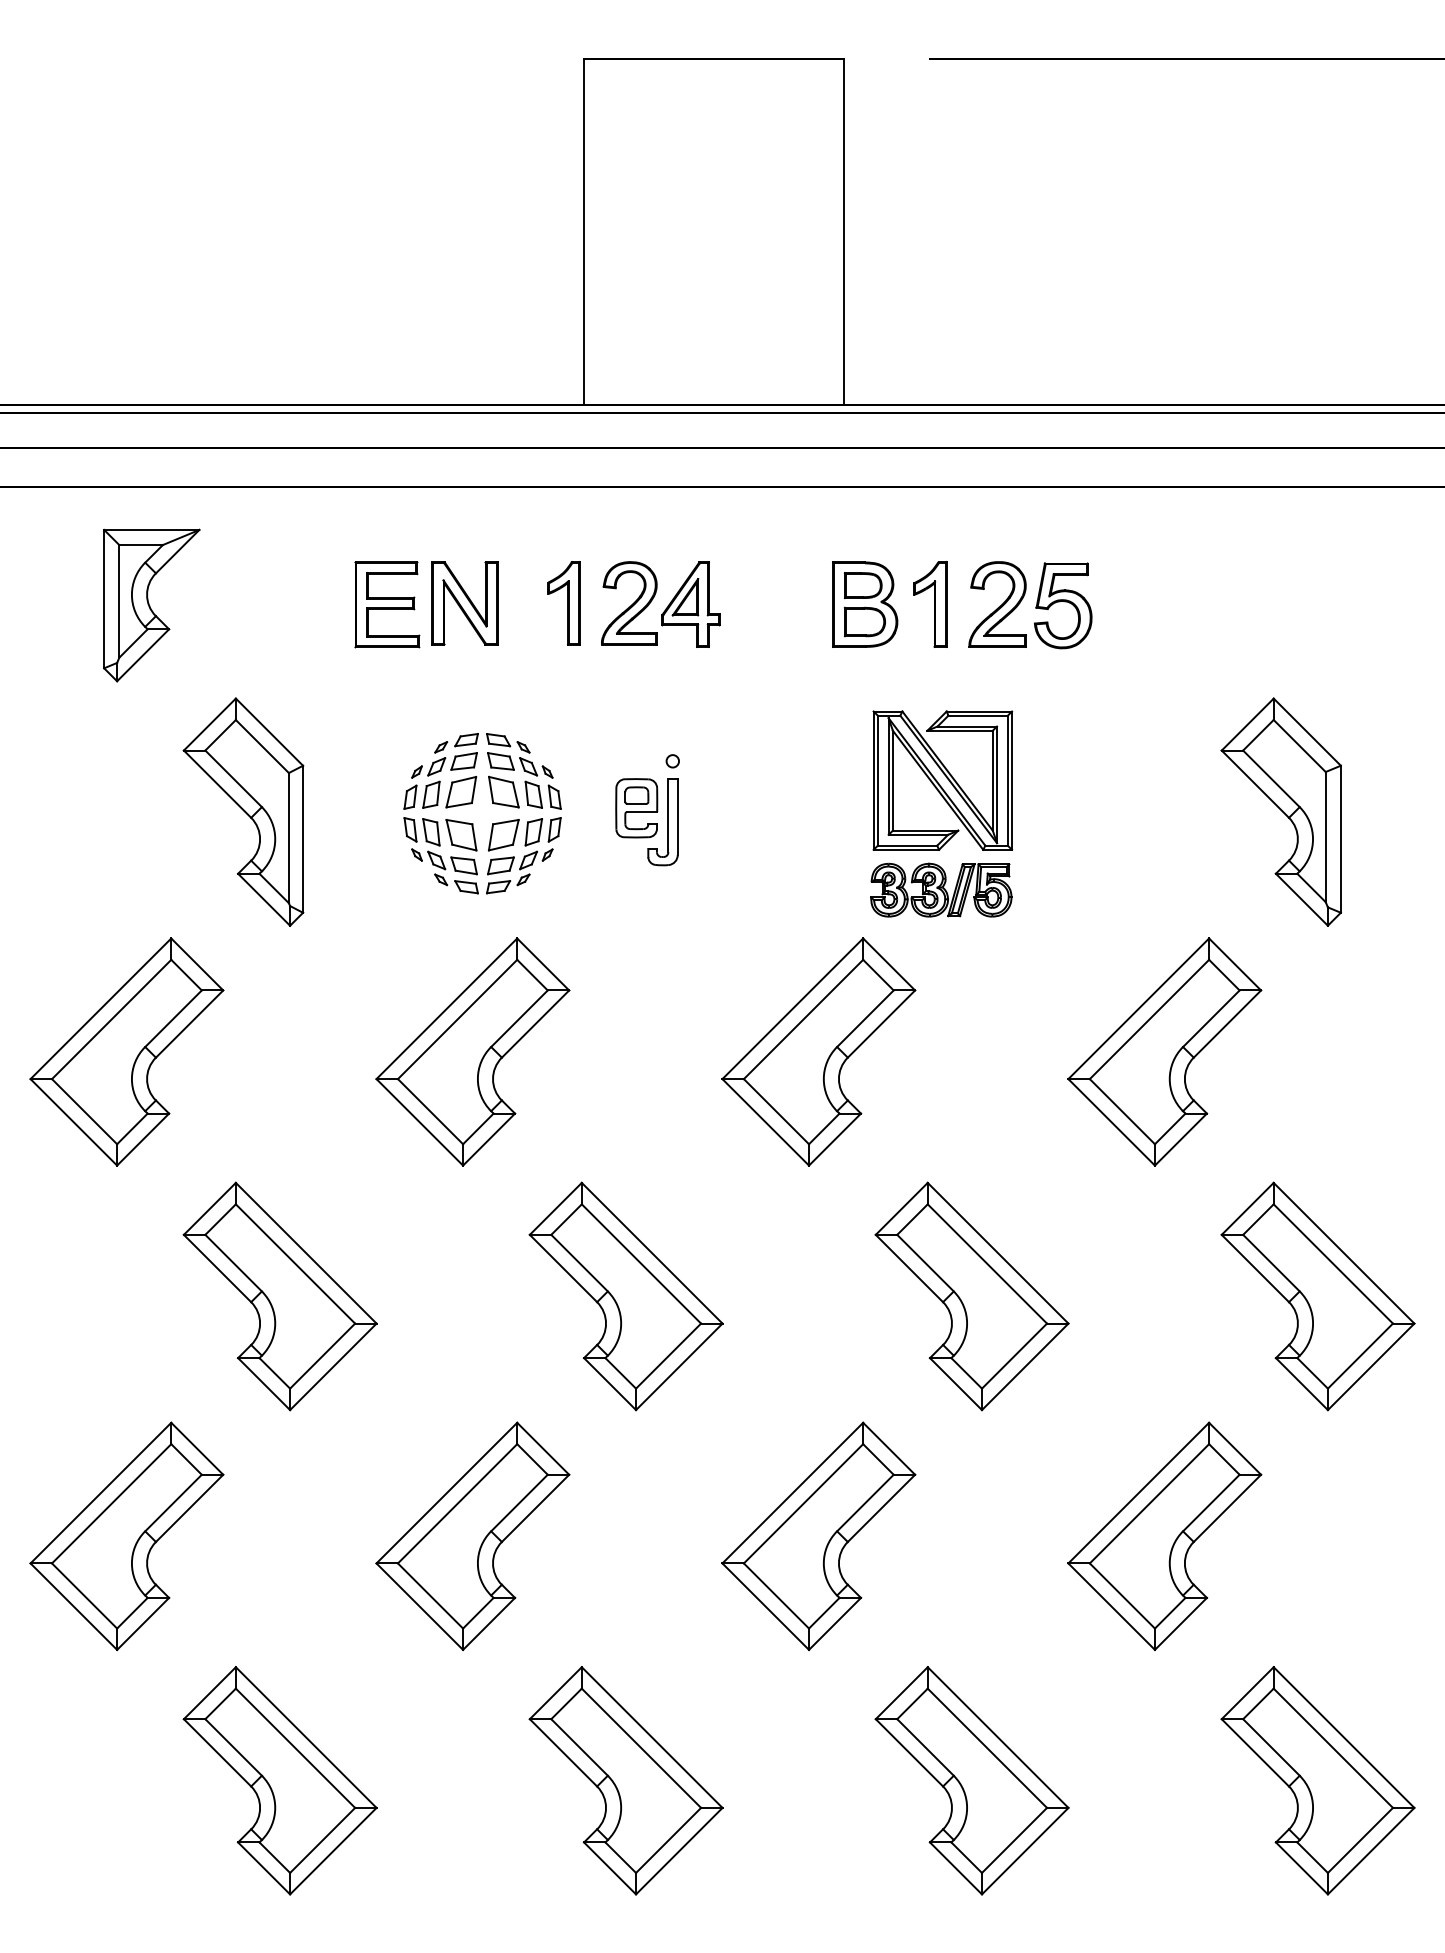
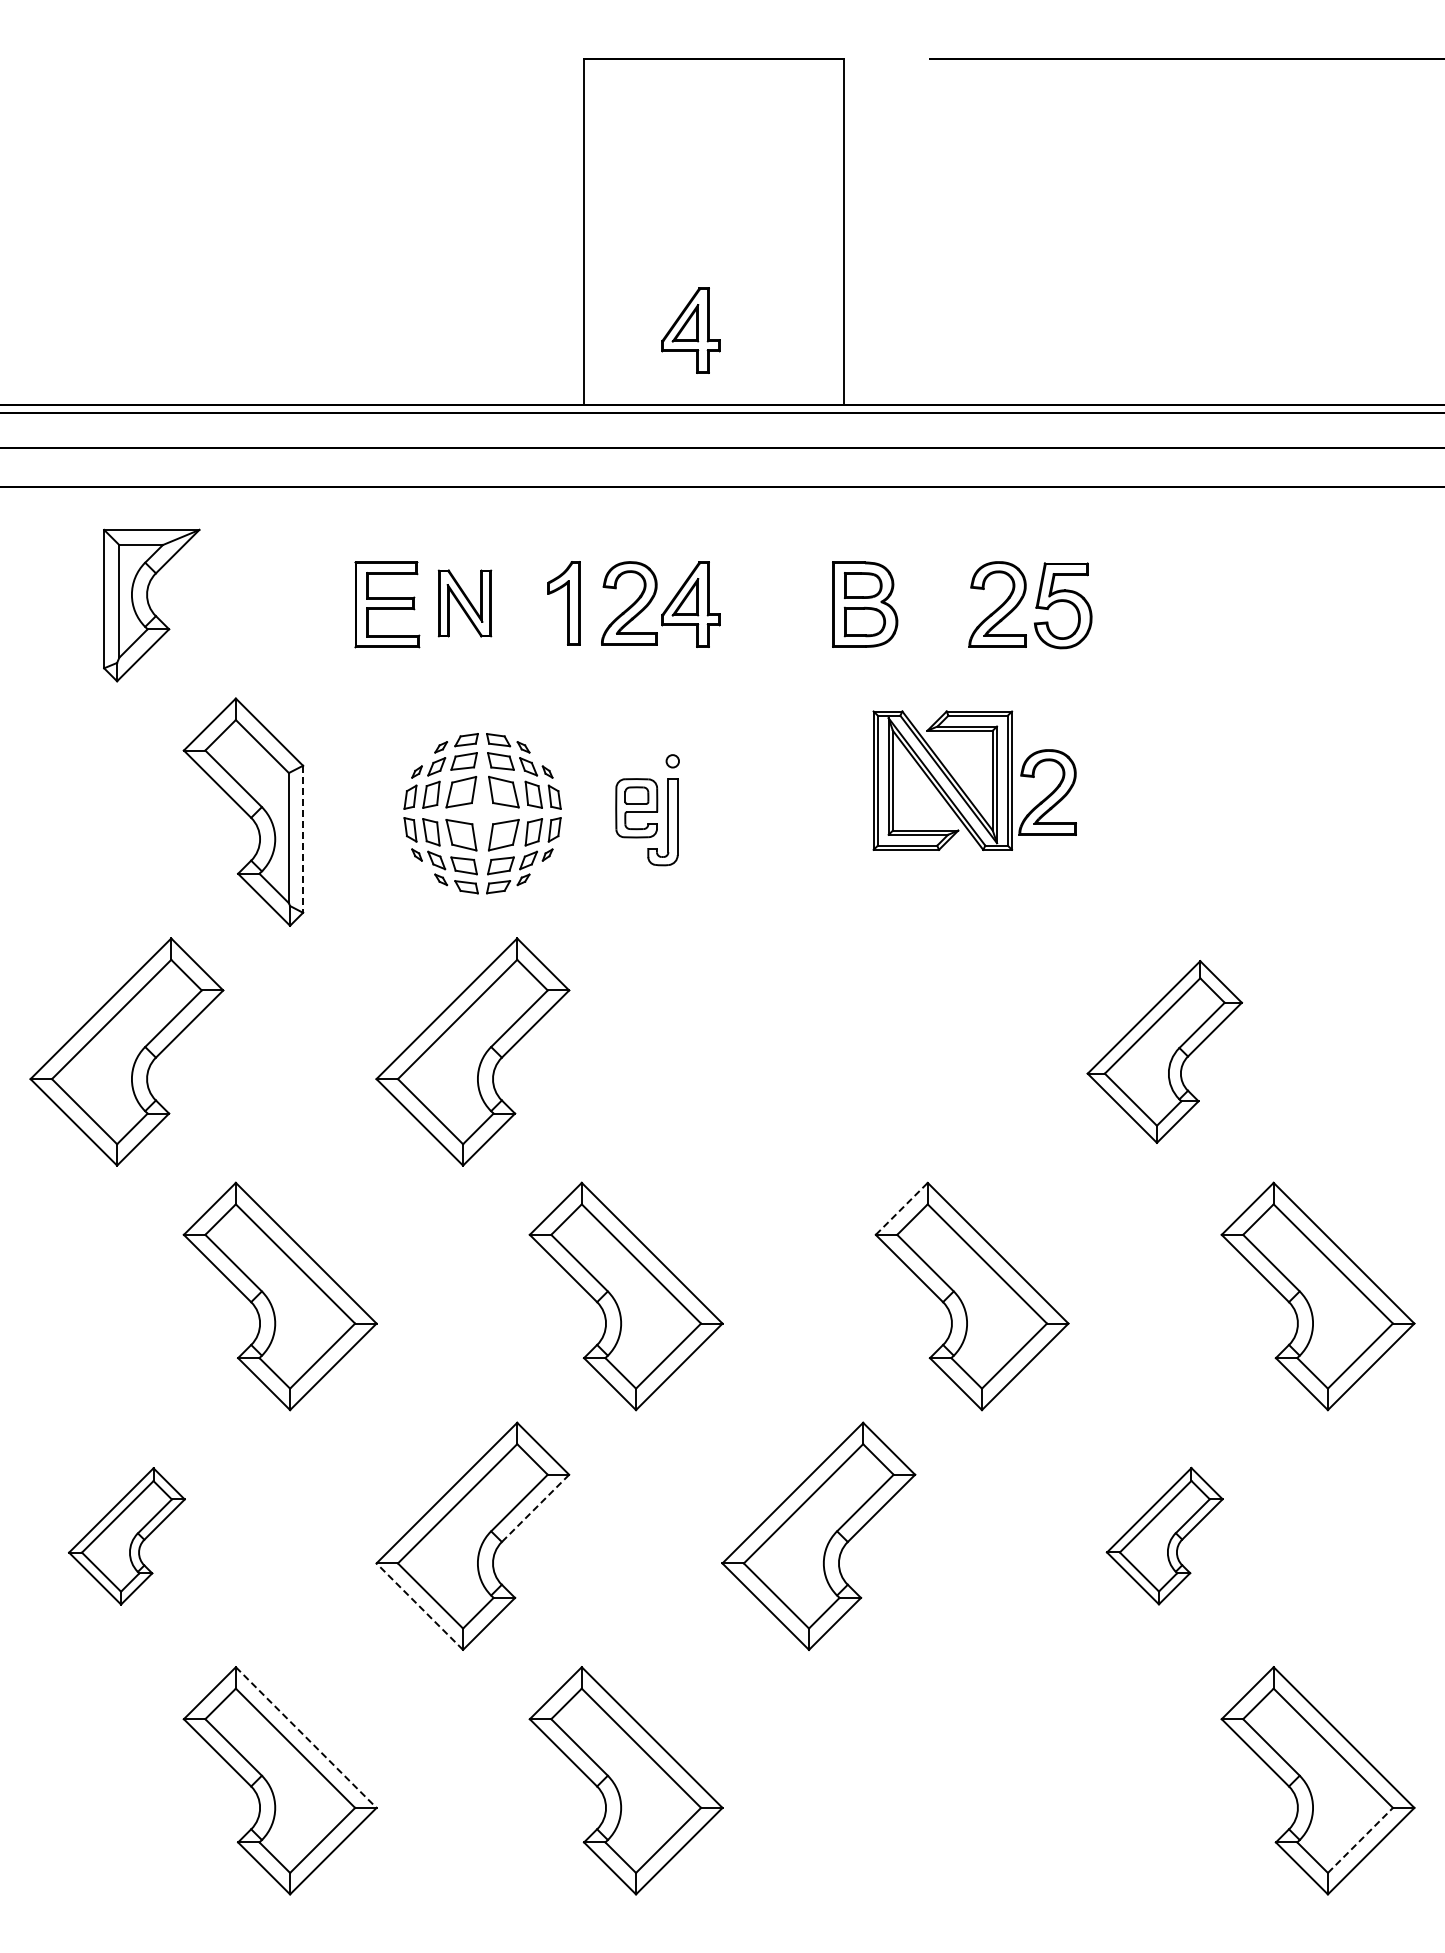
part: none -> present (690, 330)
part size: 68x85 px -> 56x69 px (464, 603)
part: present -> none (930, 604)
part: none -> present (1047, 792)
part: present -> none (1280, 811)
line: solid -> dashed (303, 839)
part: present -> none (941, 889)
part: present -> none (818, 1051)
part size: 196x230 px -> 157x184 px (1164, 1051)
line: solid -> dashed (901, 1208)
line: solid -> dashed (535, 1508)
part size: 196x230 px -> 119x140 px (1164, 1535)
part size: 196x231 px -> 118x139 px (126, 1536)
line: solid -> dashed (419, 1606)
line: solid -> dashed (306, 1737)
part: present -> none (971, 1780)
line: solid -> dashed (1360, 1840)
